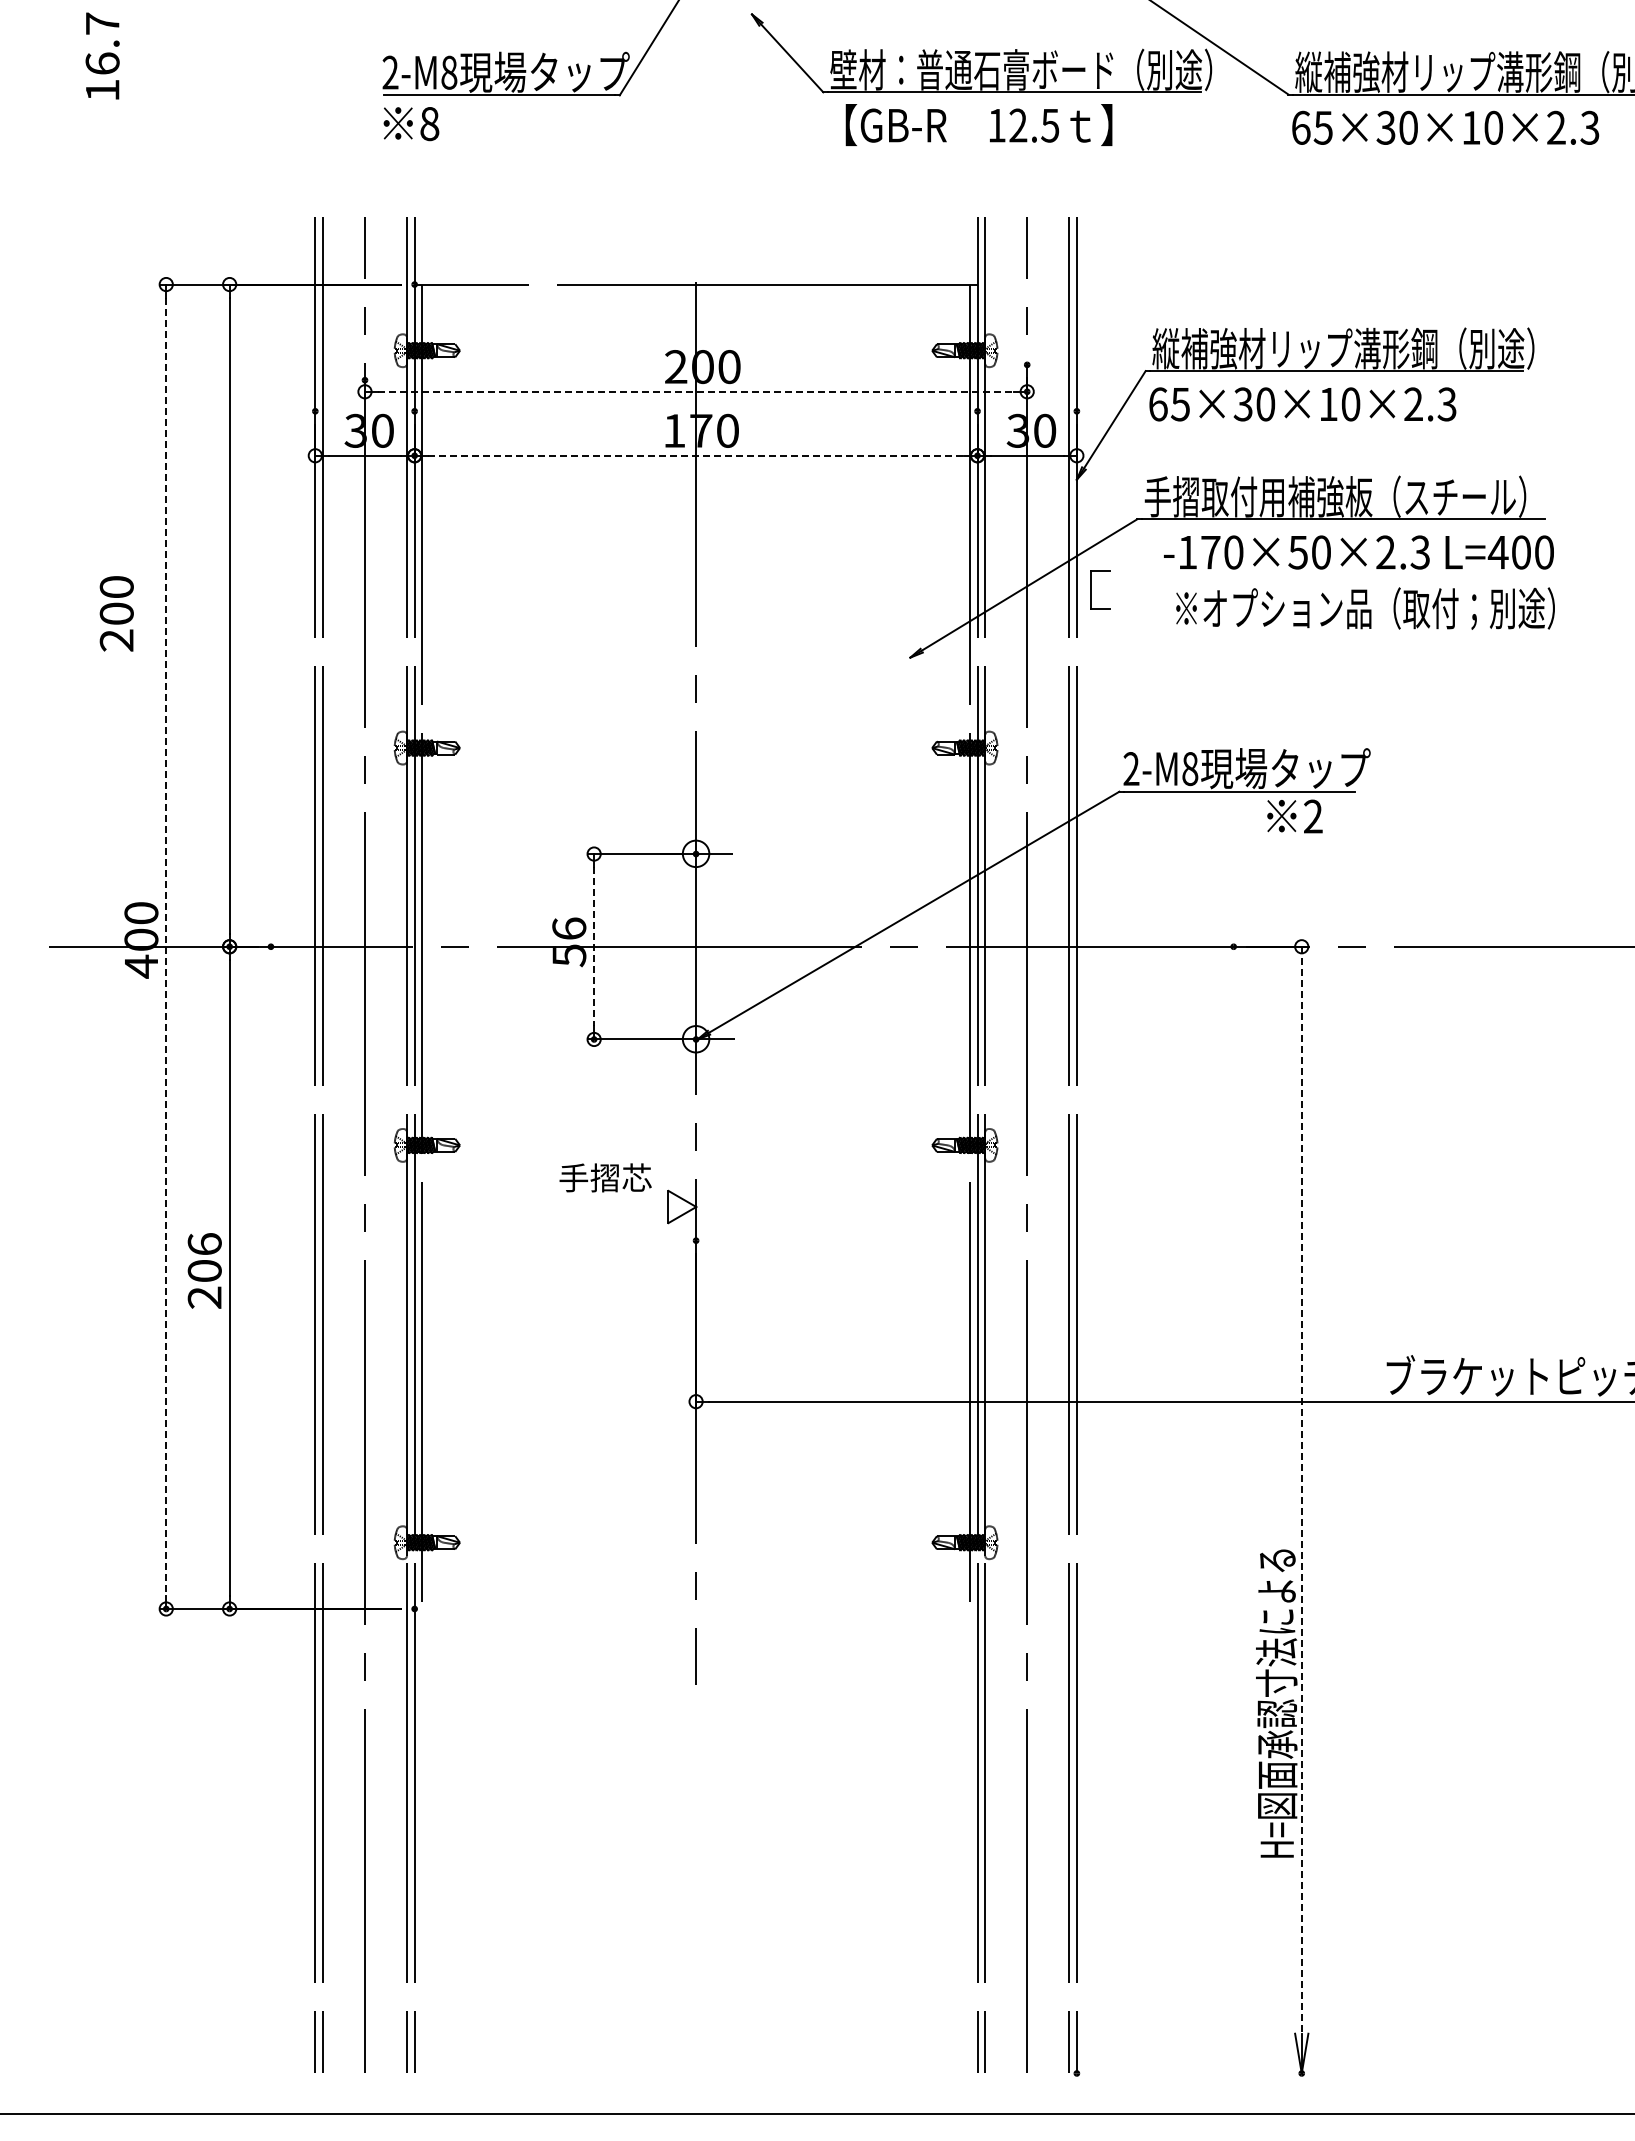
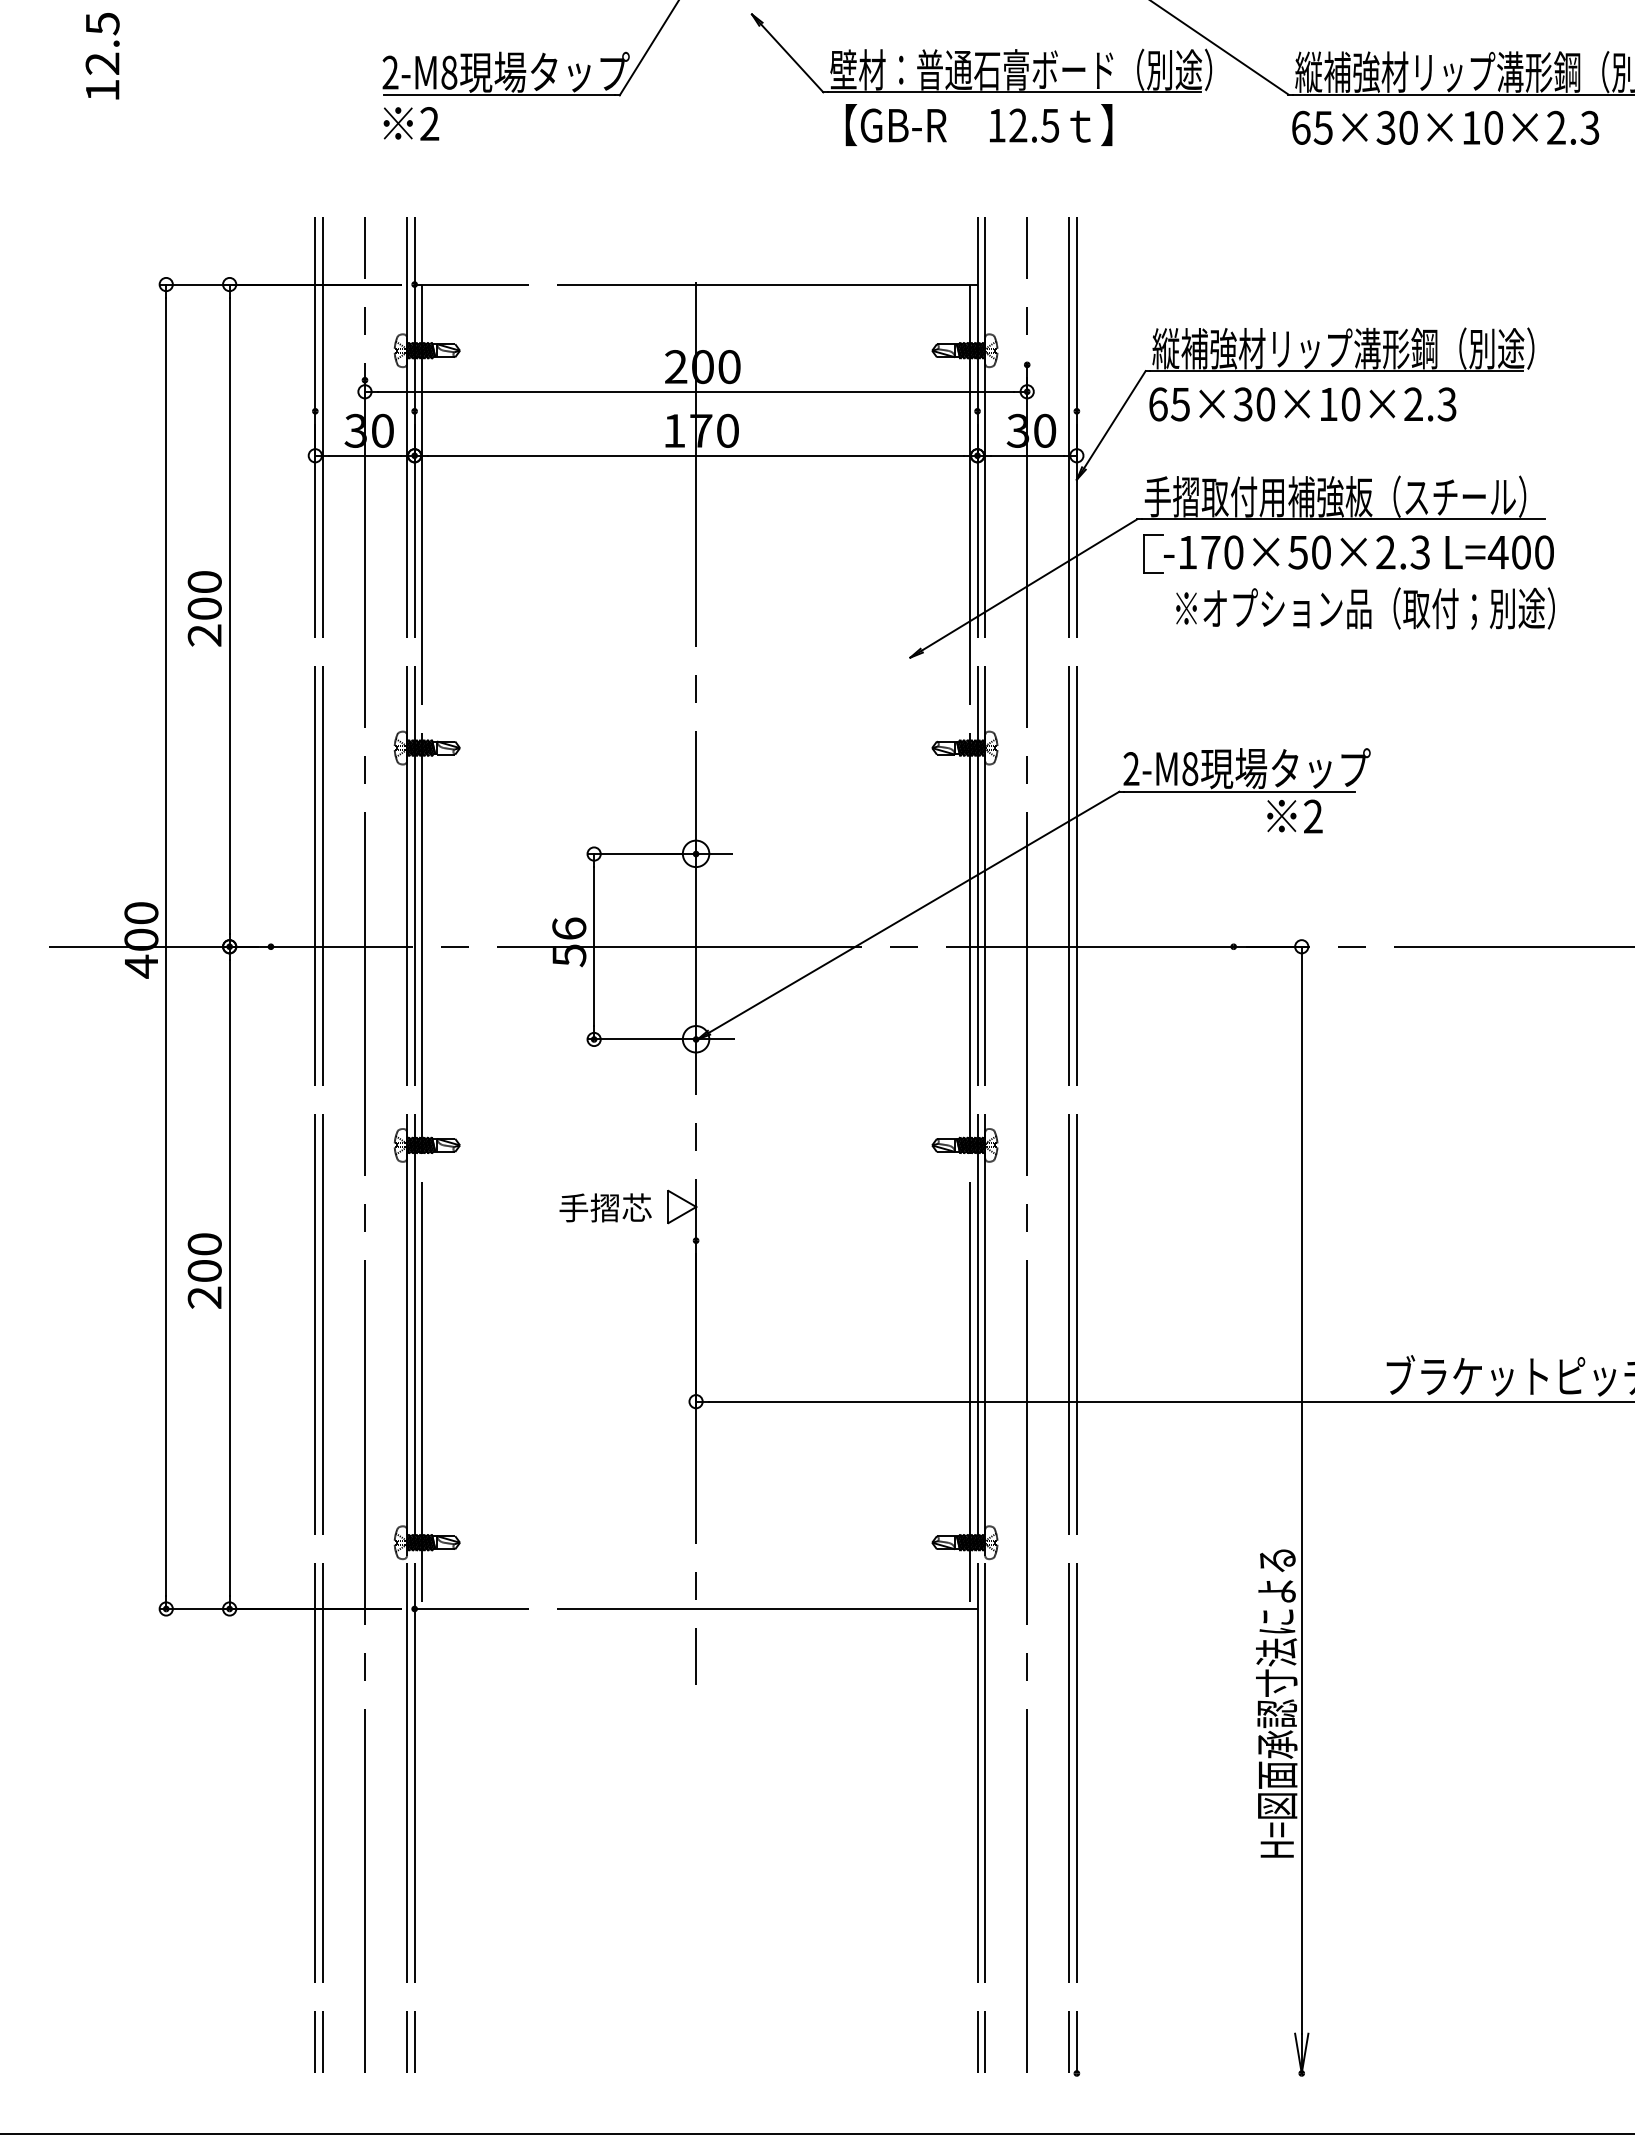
text: 16.7 -> 12.5 (102, 43)
text: 8 -> 2 (429, 124)
line: dashed -> solid (696, 391)
line: dashed -> solid (696, 455)
part position: (1091, 589) -> (1144, 553) (1144, 553)
text position: (116, 613) -> (204, 608) (204, 608)
line: dashed -> solid (166, 946)
line: dashed -> solid (594, 947)
text position: (605, 1177) -> (605, 1207) (605, 1207)
text: 206 -> 200 (204, 1244)
line: dashed -> solid (1301, 1490)
line: none -> present (695, 1608)
line position: (816, 2114) -> (816, 2134) (816, 2134)
